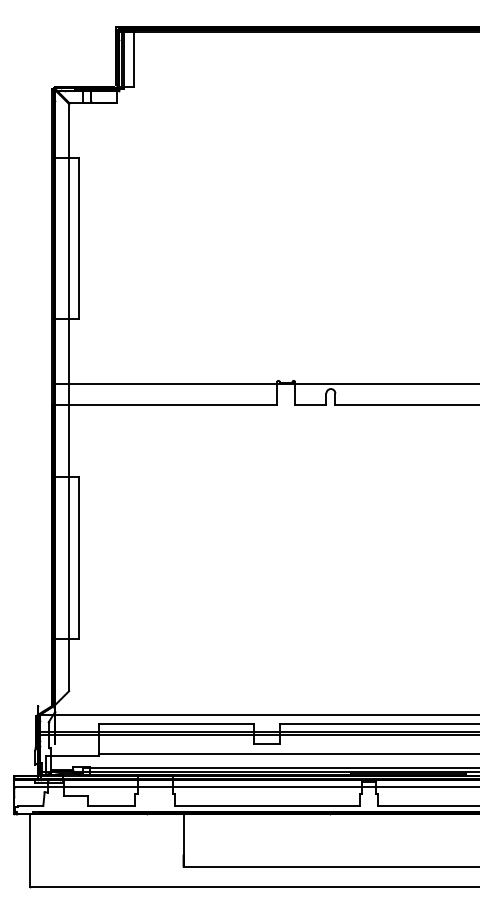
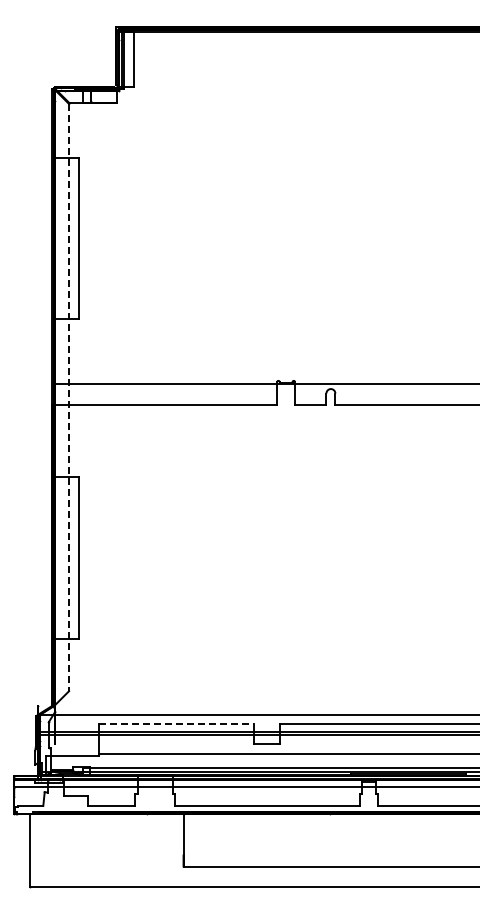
line: solid -> dashed (69, 397)
line: solid -> dashed (176, 724)
